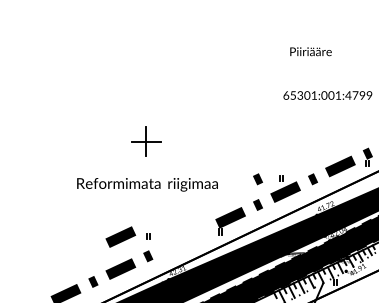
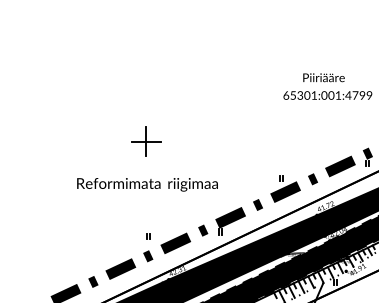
text position: (310, 51) -> (323, 77) (323, 77)
part: present -> none (257, 179)
fill: none -> present (203, 230)
part: present -> none (120, 236)
fill: none -> present (175, 243)
